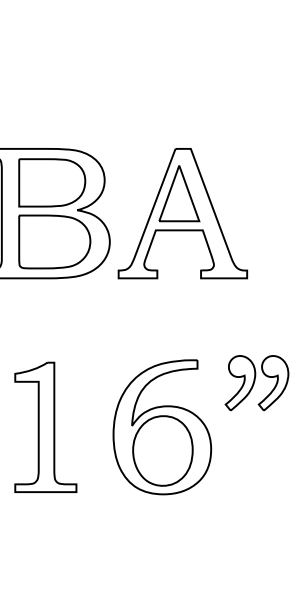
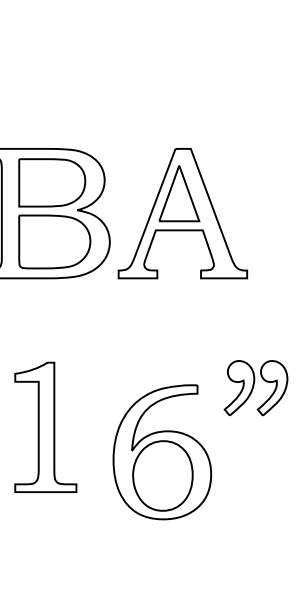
part position: (256, 383) -> (255, 388) (255, 388)
part position: (162, 427) -> (162, 452) (162, 452)
